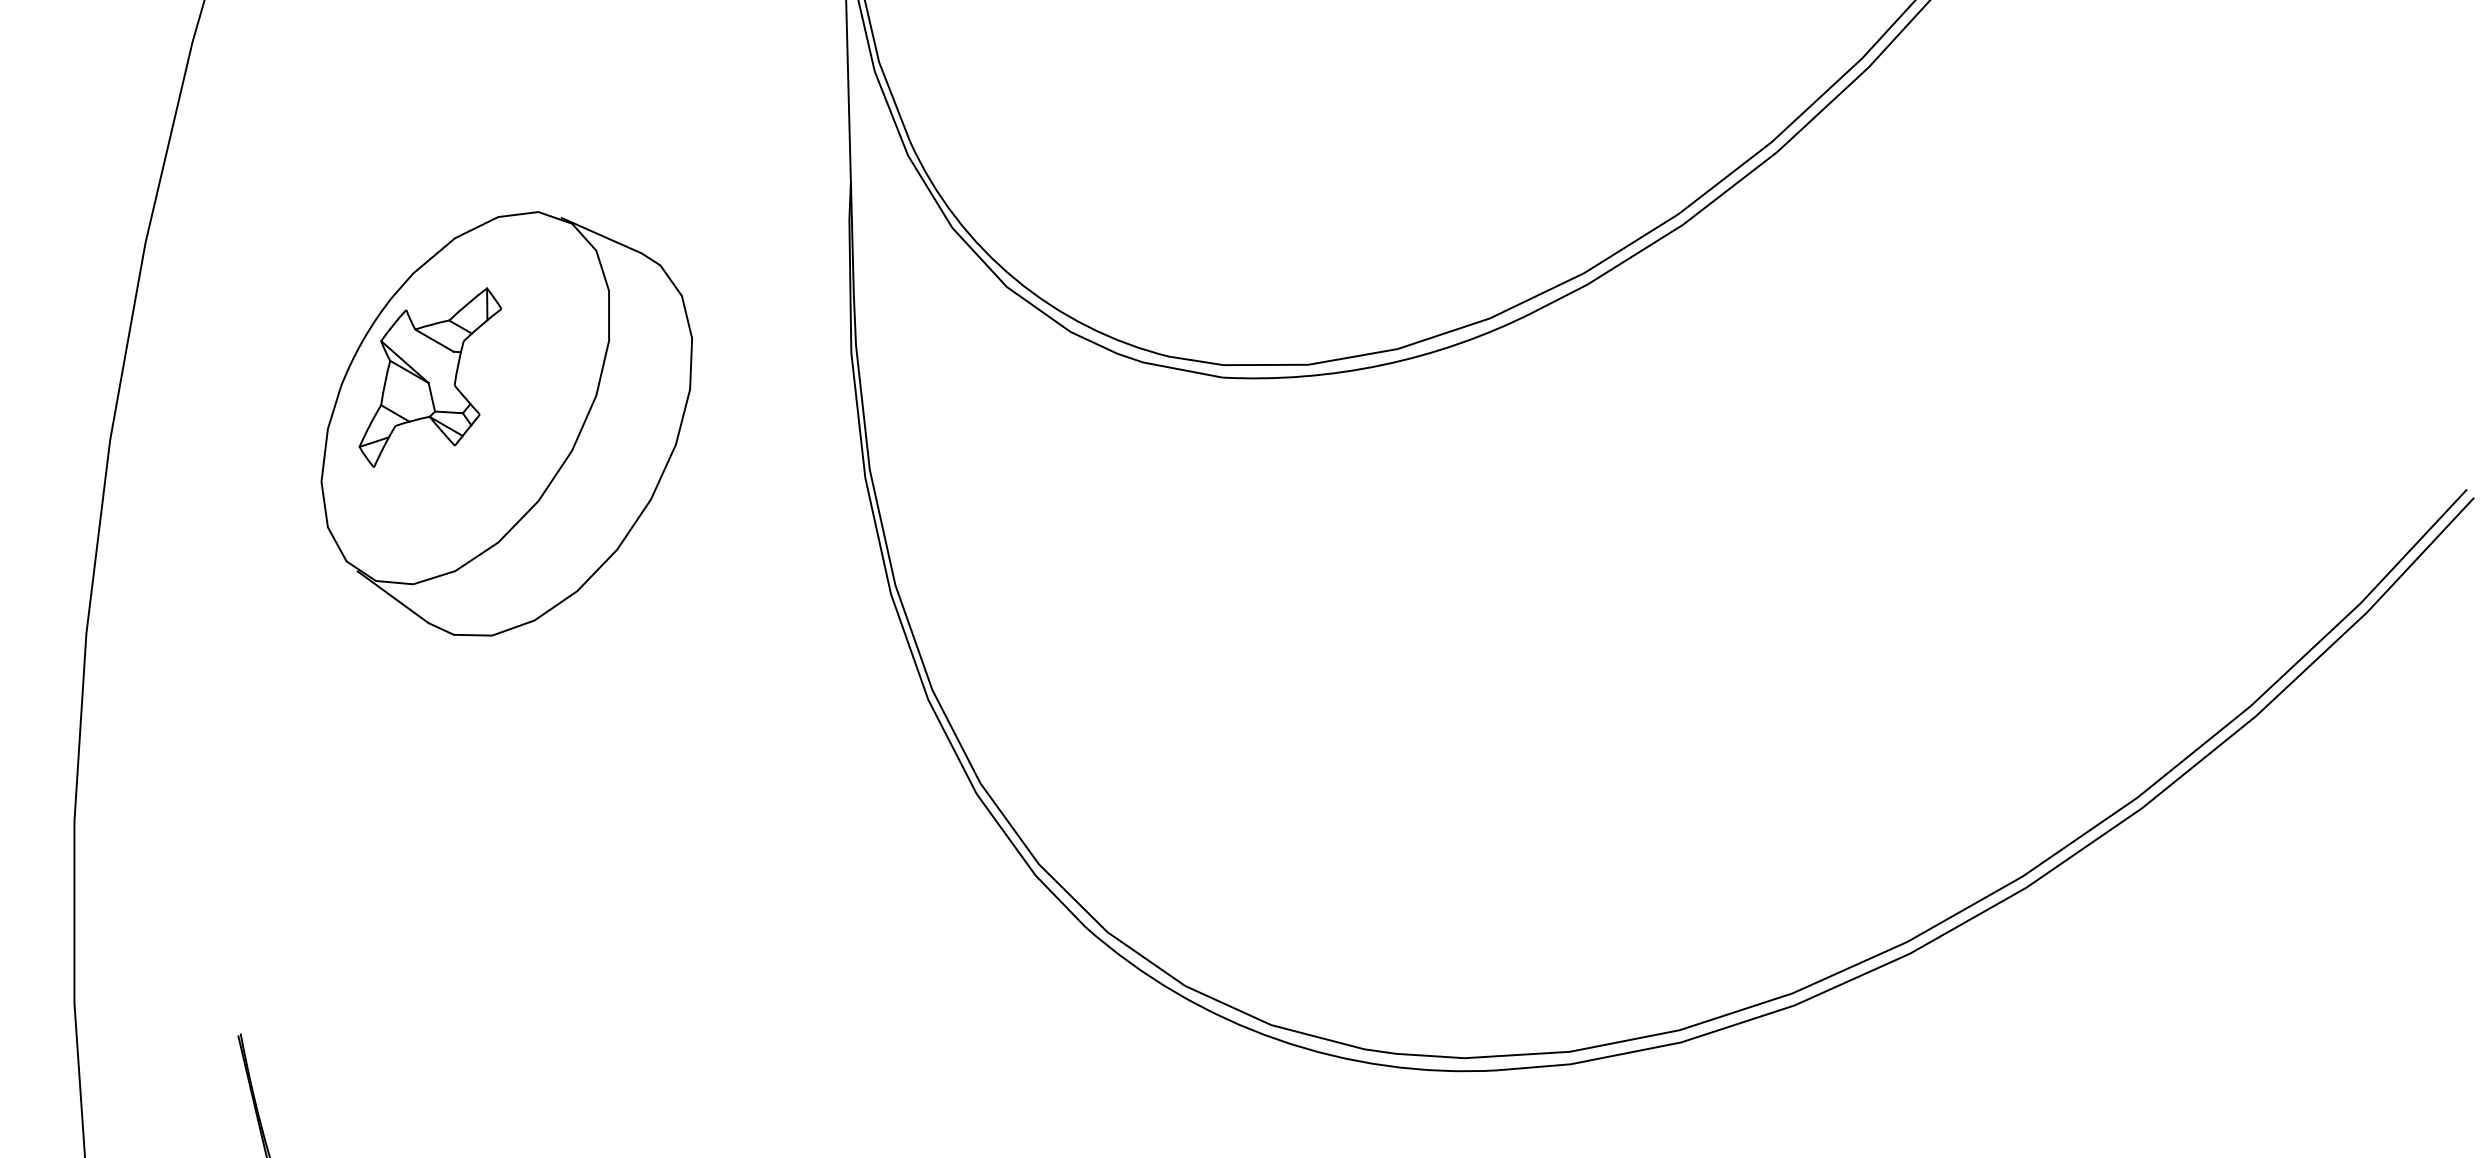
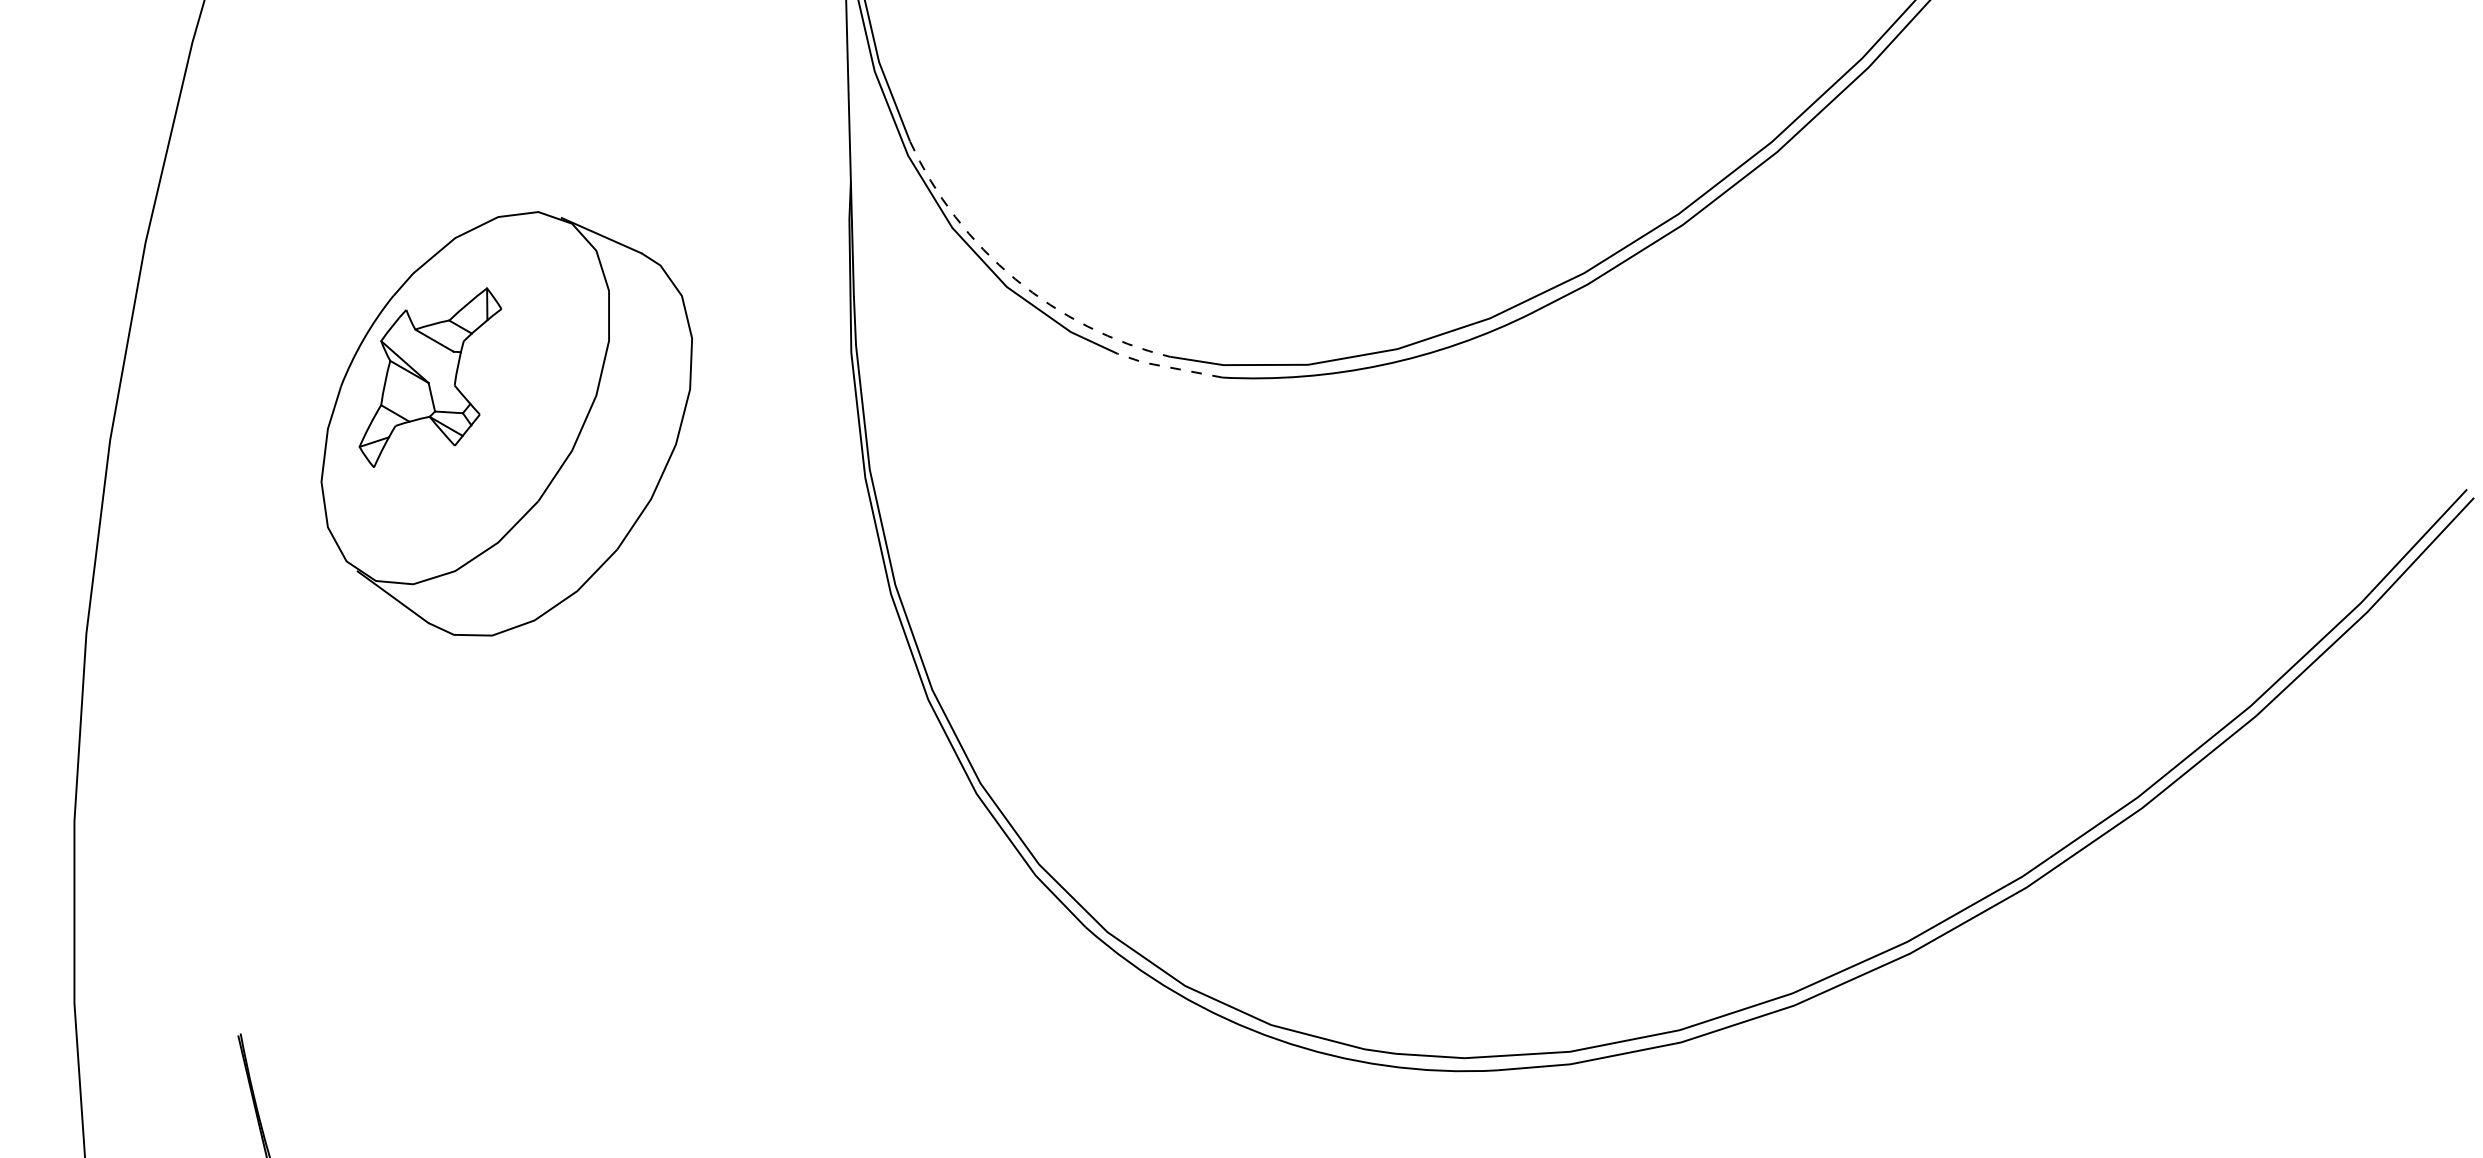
arc: solid -> dashed (1015, 279)
line: solid -> dashed (1169, 367)
